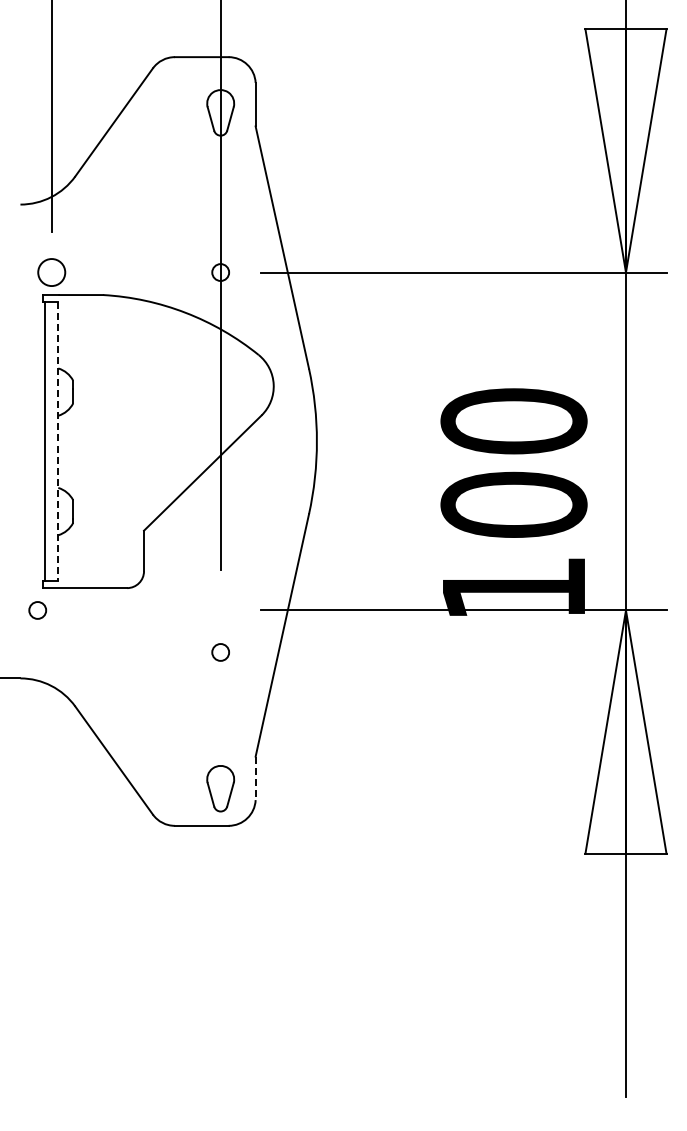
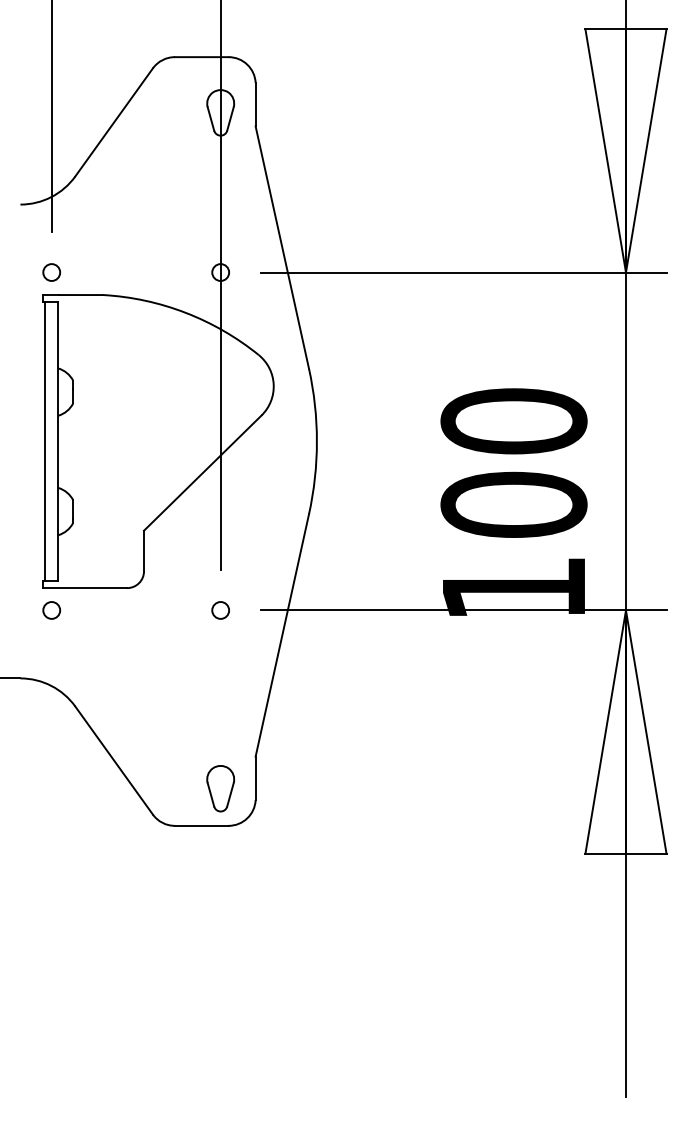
circle diameter: 27 px -> 17 px (51, 272)
line: dashed -> solid (58, 441)
circle position: (37, 610) -> (51, 610) (51, 610)
circle position: (220, 652) -> (220, 610) (220, 610)
line: dashed -> solid (255, 778)
